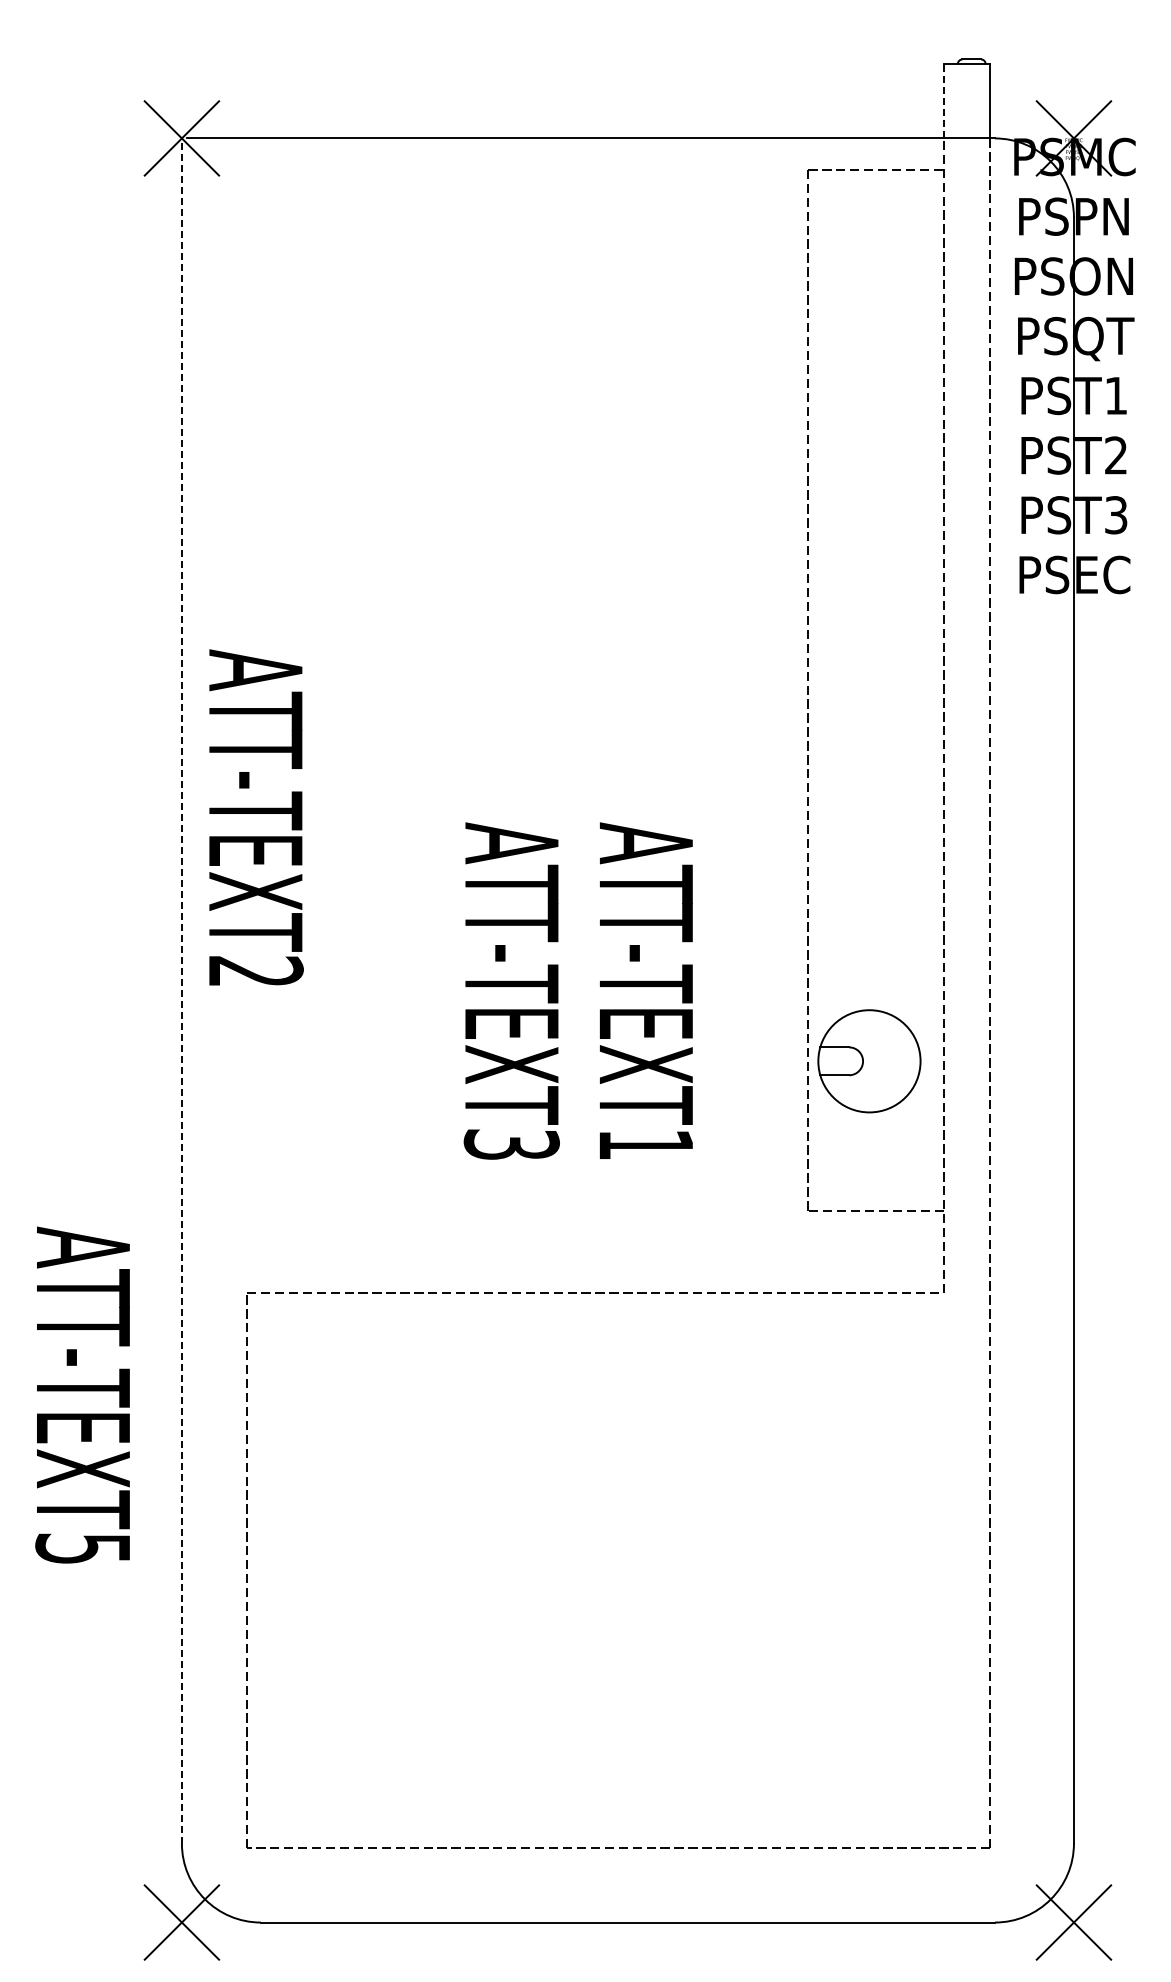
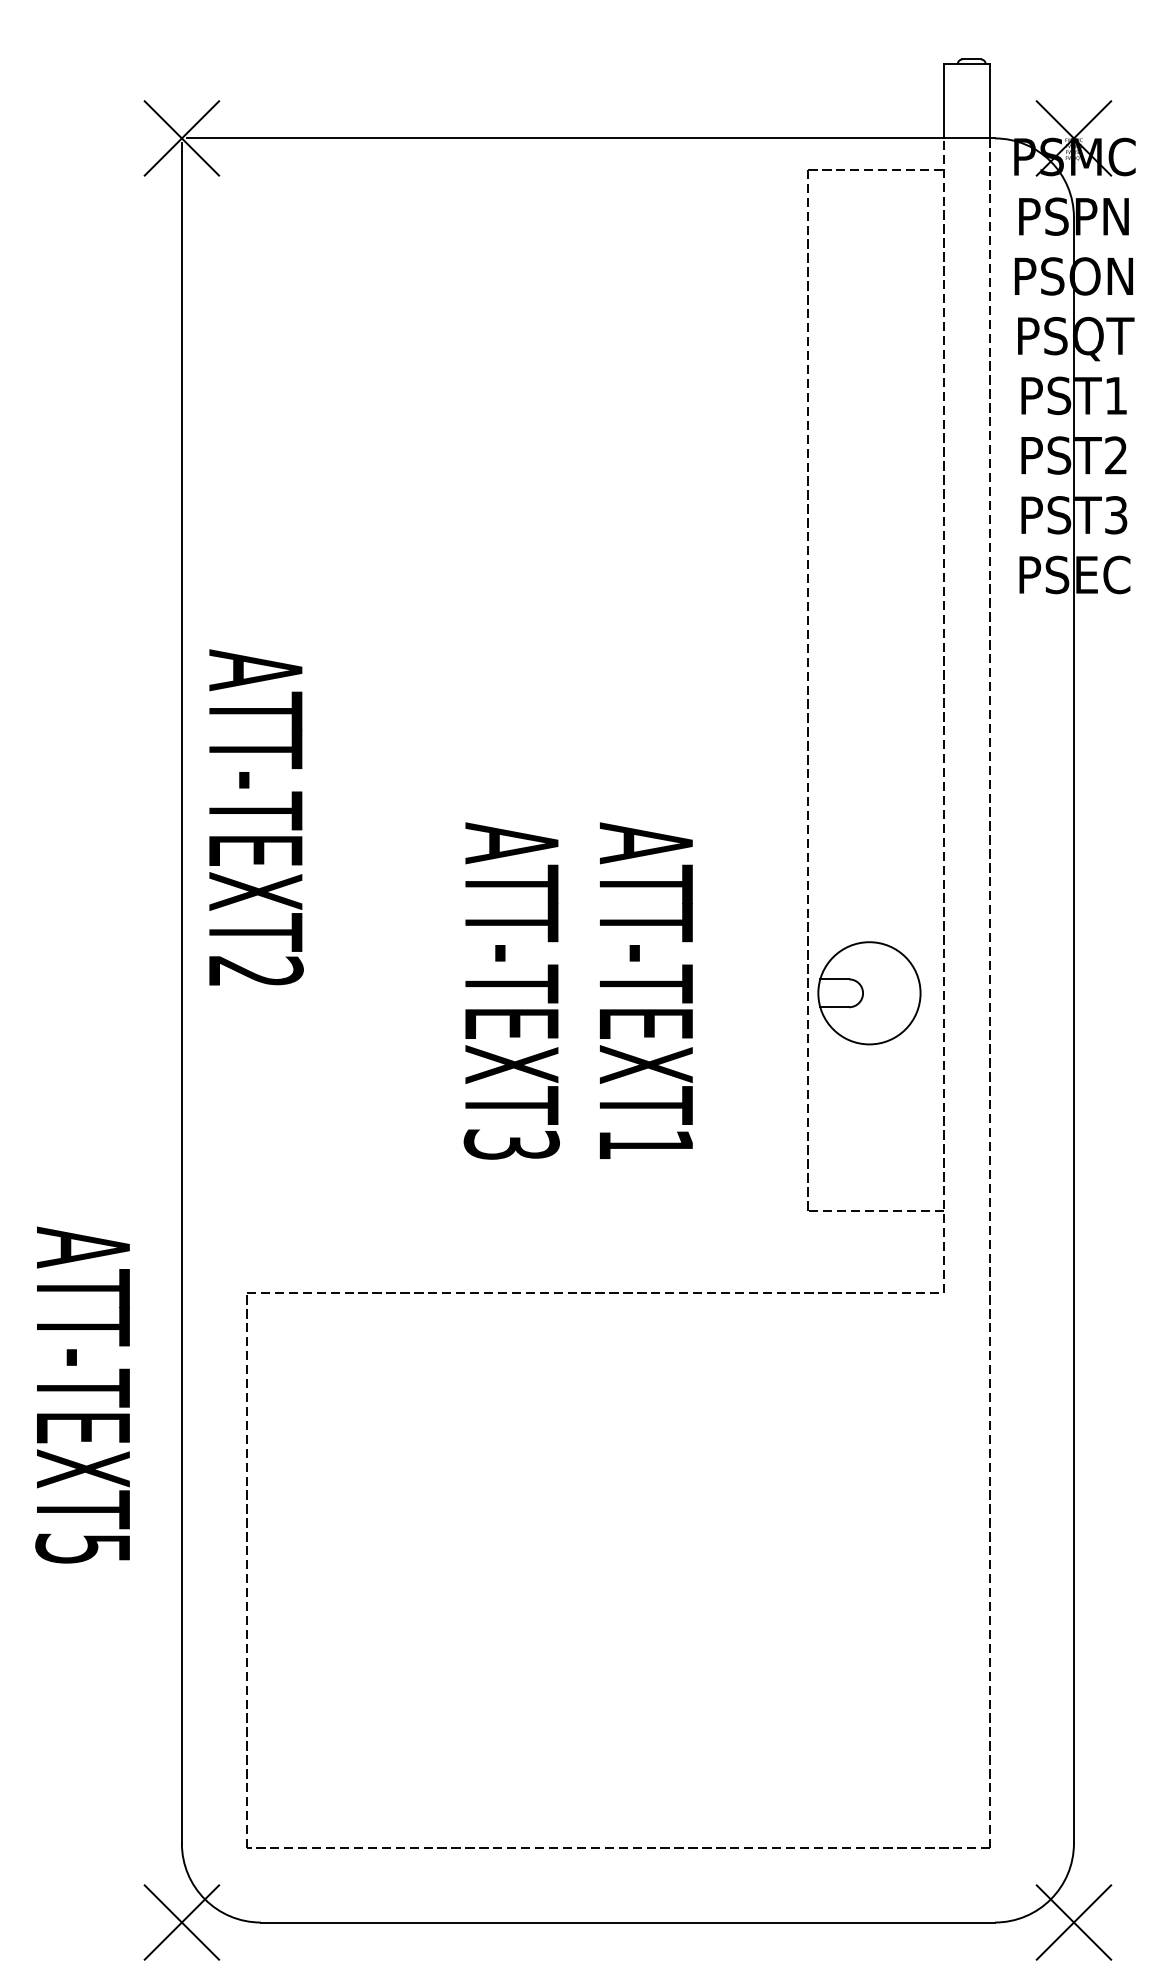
line: dashed -> solid (943, 100)
line: dashed -> solid (181, 993)
part position: (869, 1061) -> (869, 993) (869, 993)
